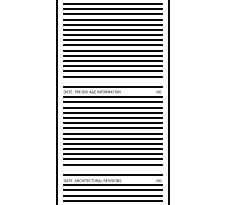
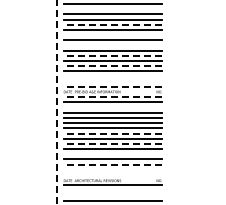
line: present -> none (112, 9)
line: solid -> dashed (112, 24)
line: present -> none (112, 35)
line: present -> none (112, 45)
line: solid -> dashed (112, 55)
line: solid -> dashed (112, 66)
line: present -> none (112, 76)
line: solid -> dashed (112, 86)
line: solid -> dashed (112, 97)
line: present -> none (168, 101)
line: solid -> dashed (57, 102)
line: present -> none (112, 107)
line: solid -> dashed (112, 133)
line: solid -> dashed (112, 143)
line: present -> none (112, 154)
line: solid -> dashed (112, 164)
line: present -> none (112, 174)
line: present -> none (112, 190)
line: present -> none (112, 195)
